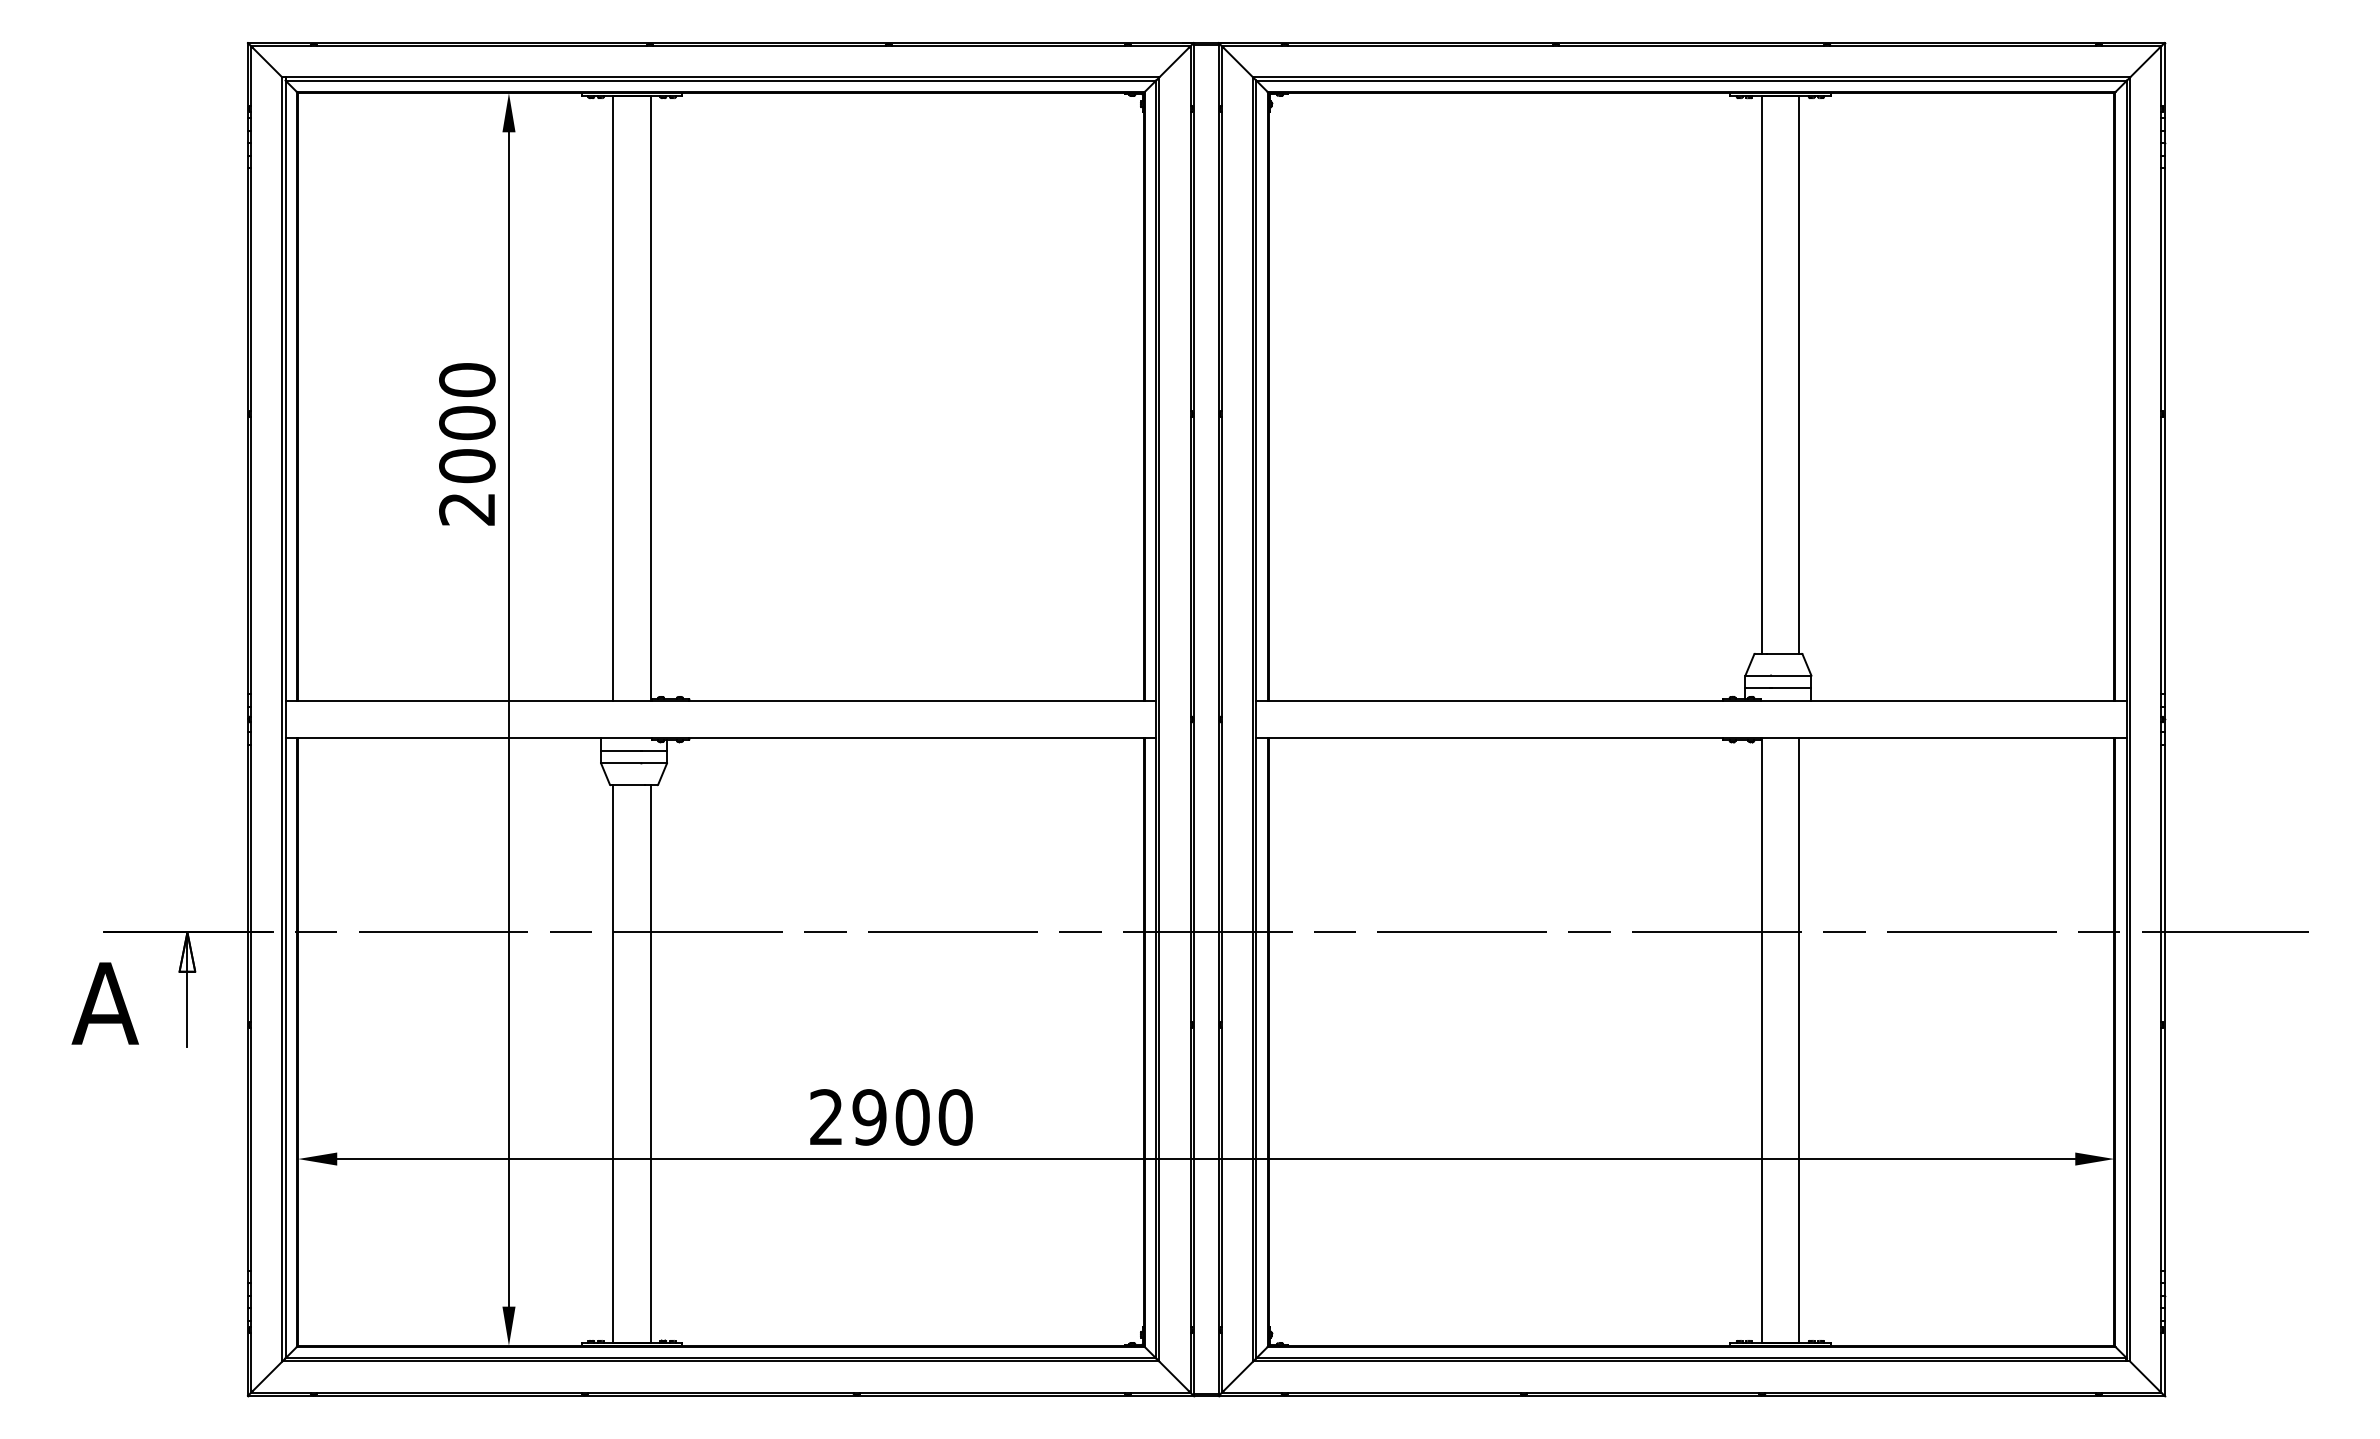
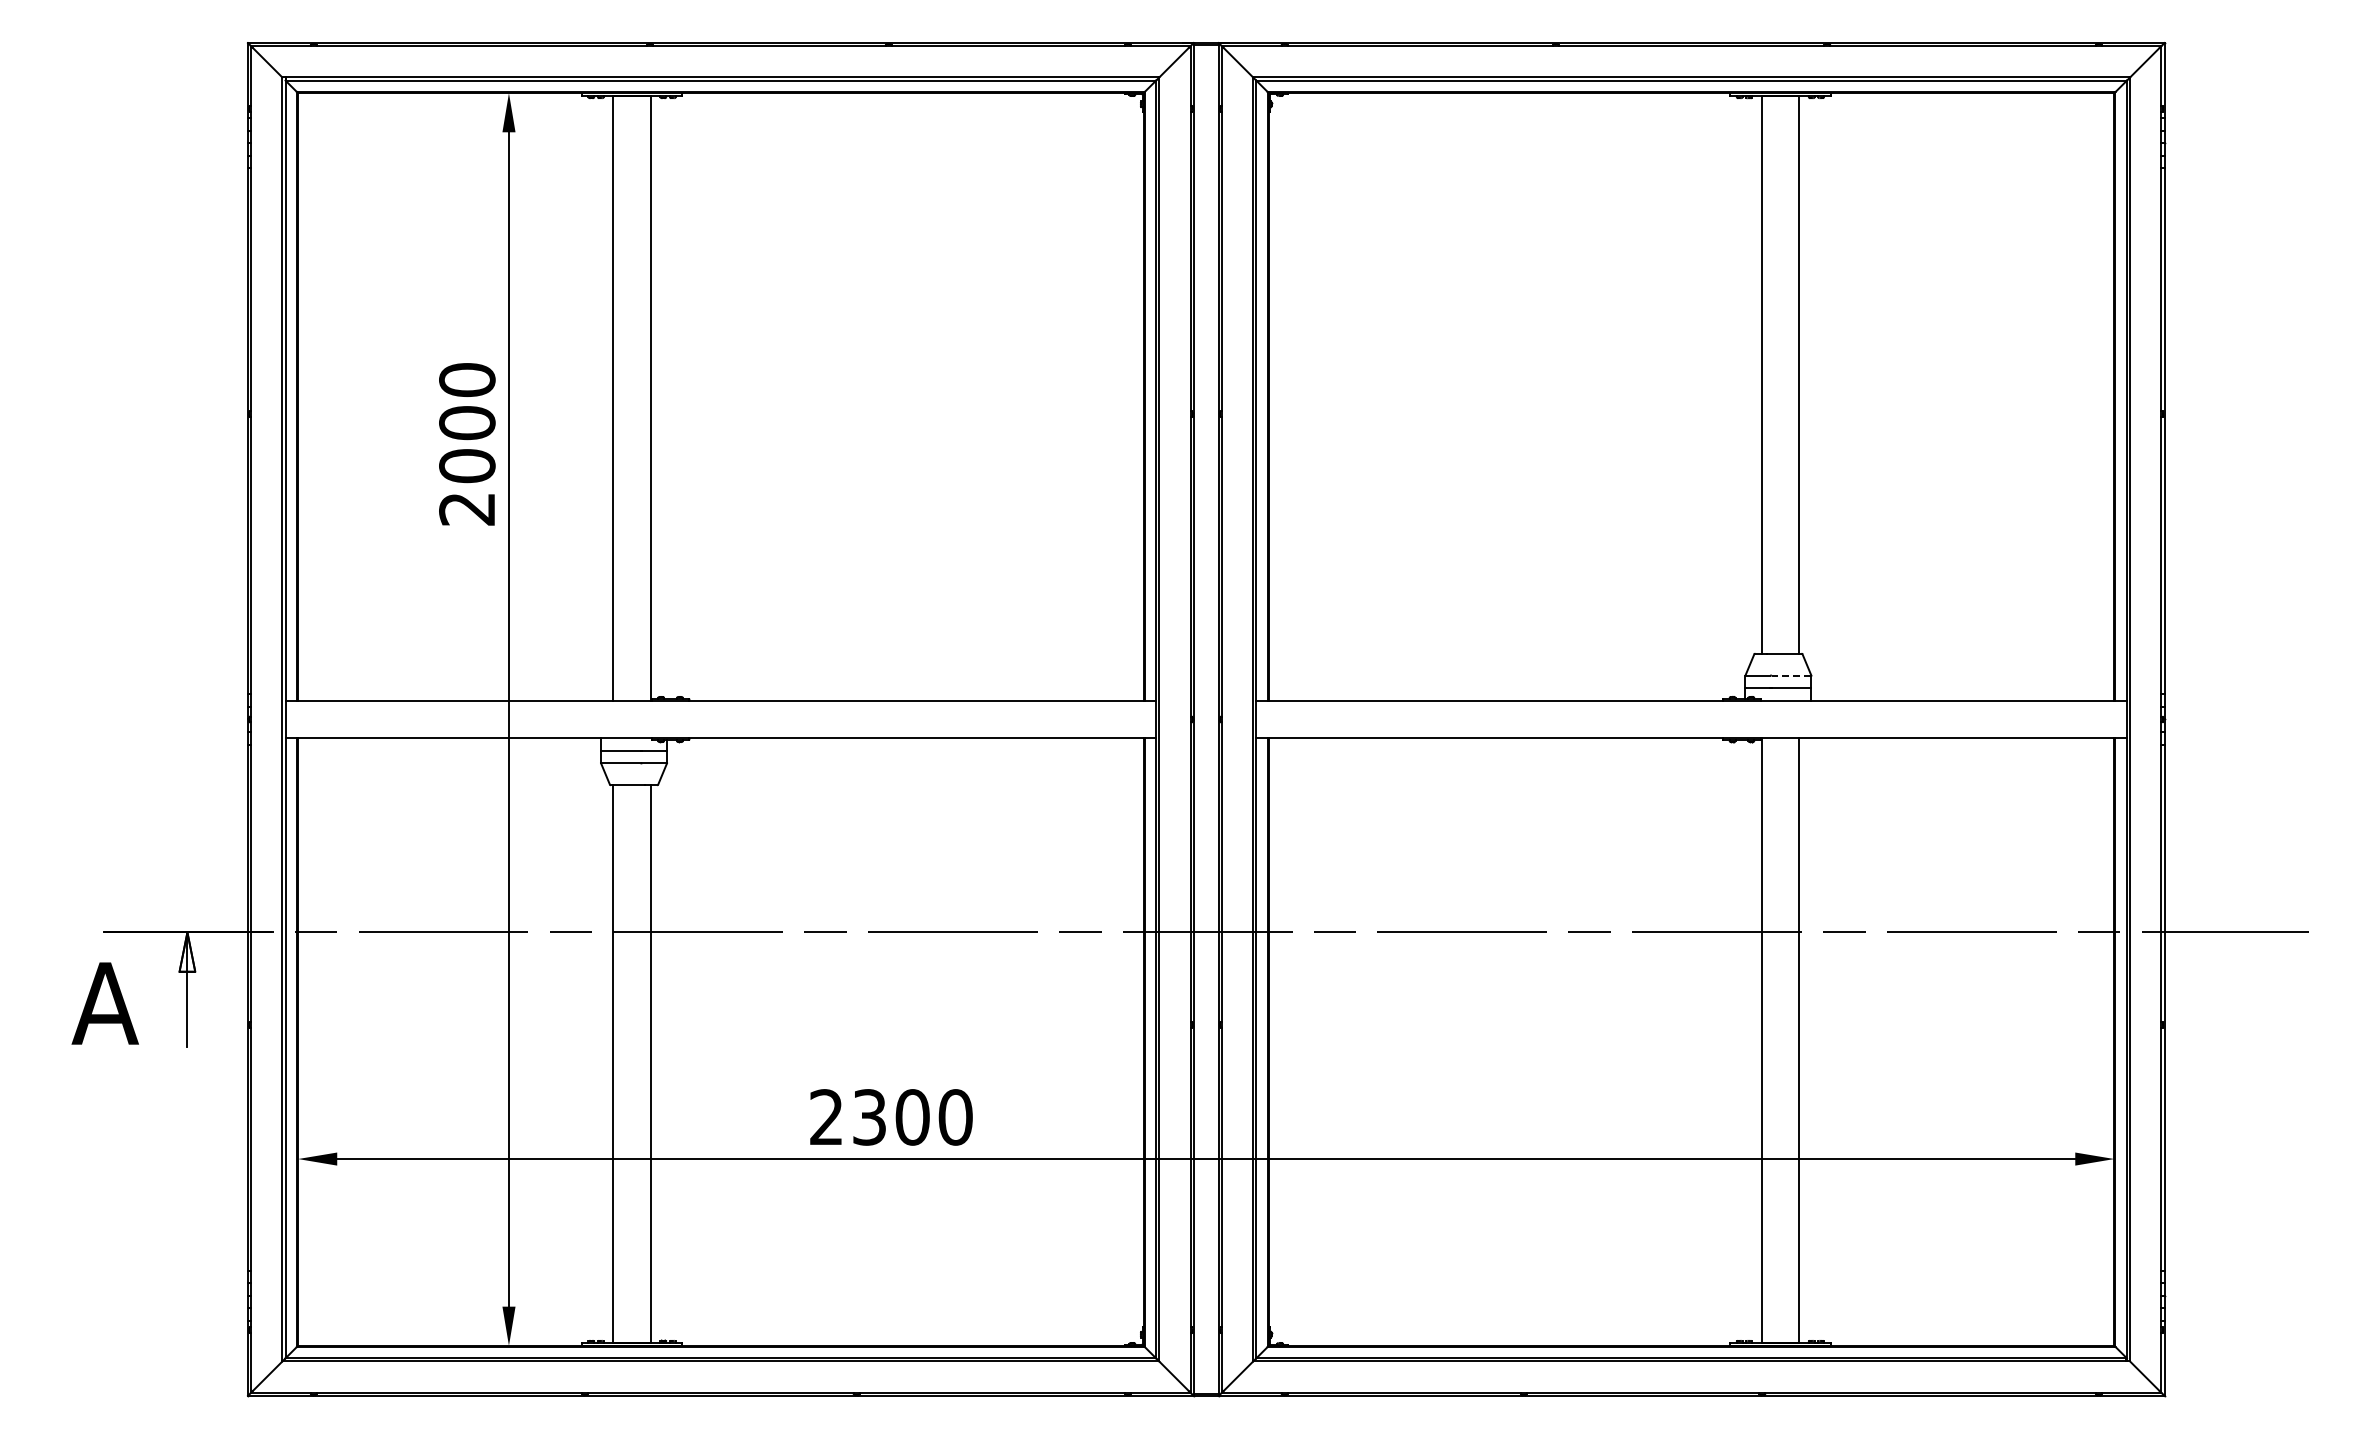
line: solid -> dashed (1791, 675)
text: 2900 -> 2300 (869, 1117)
